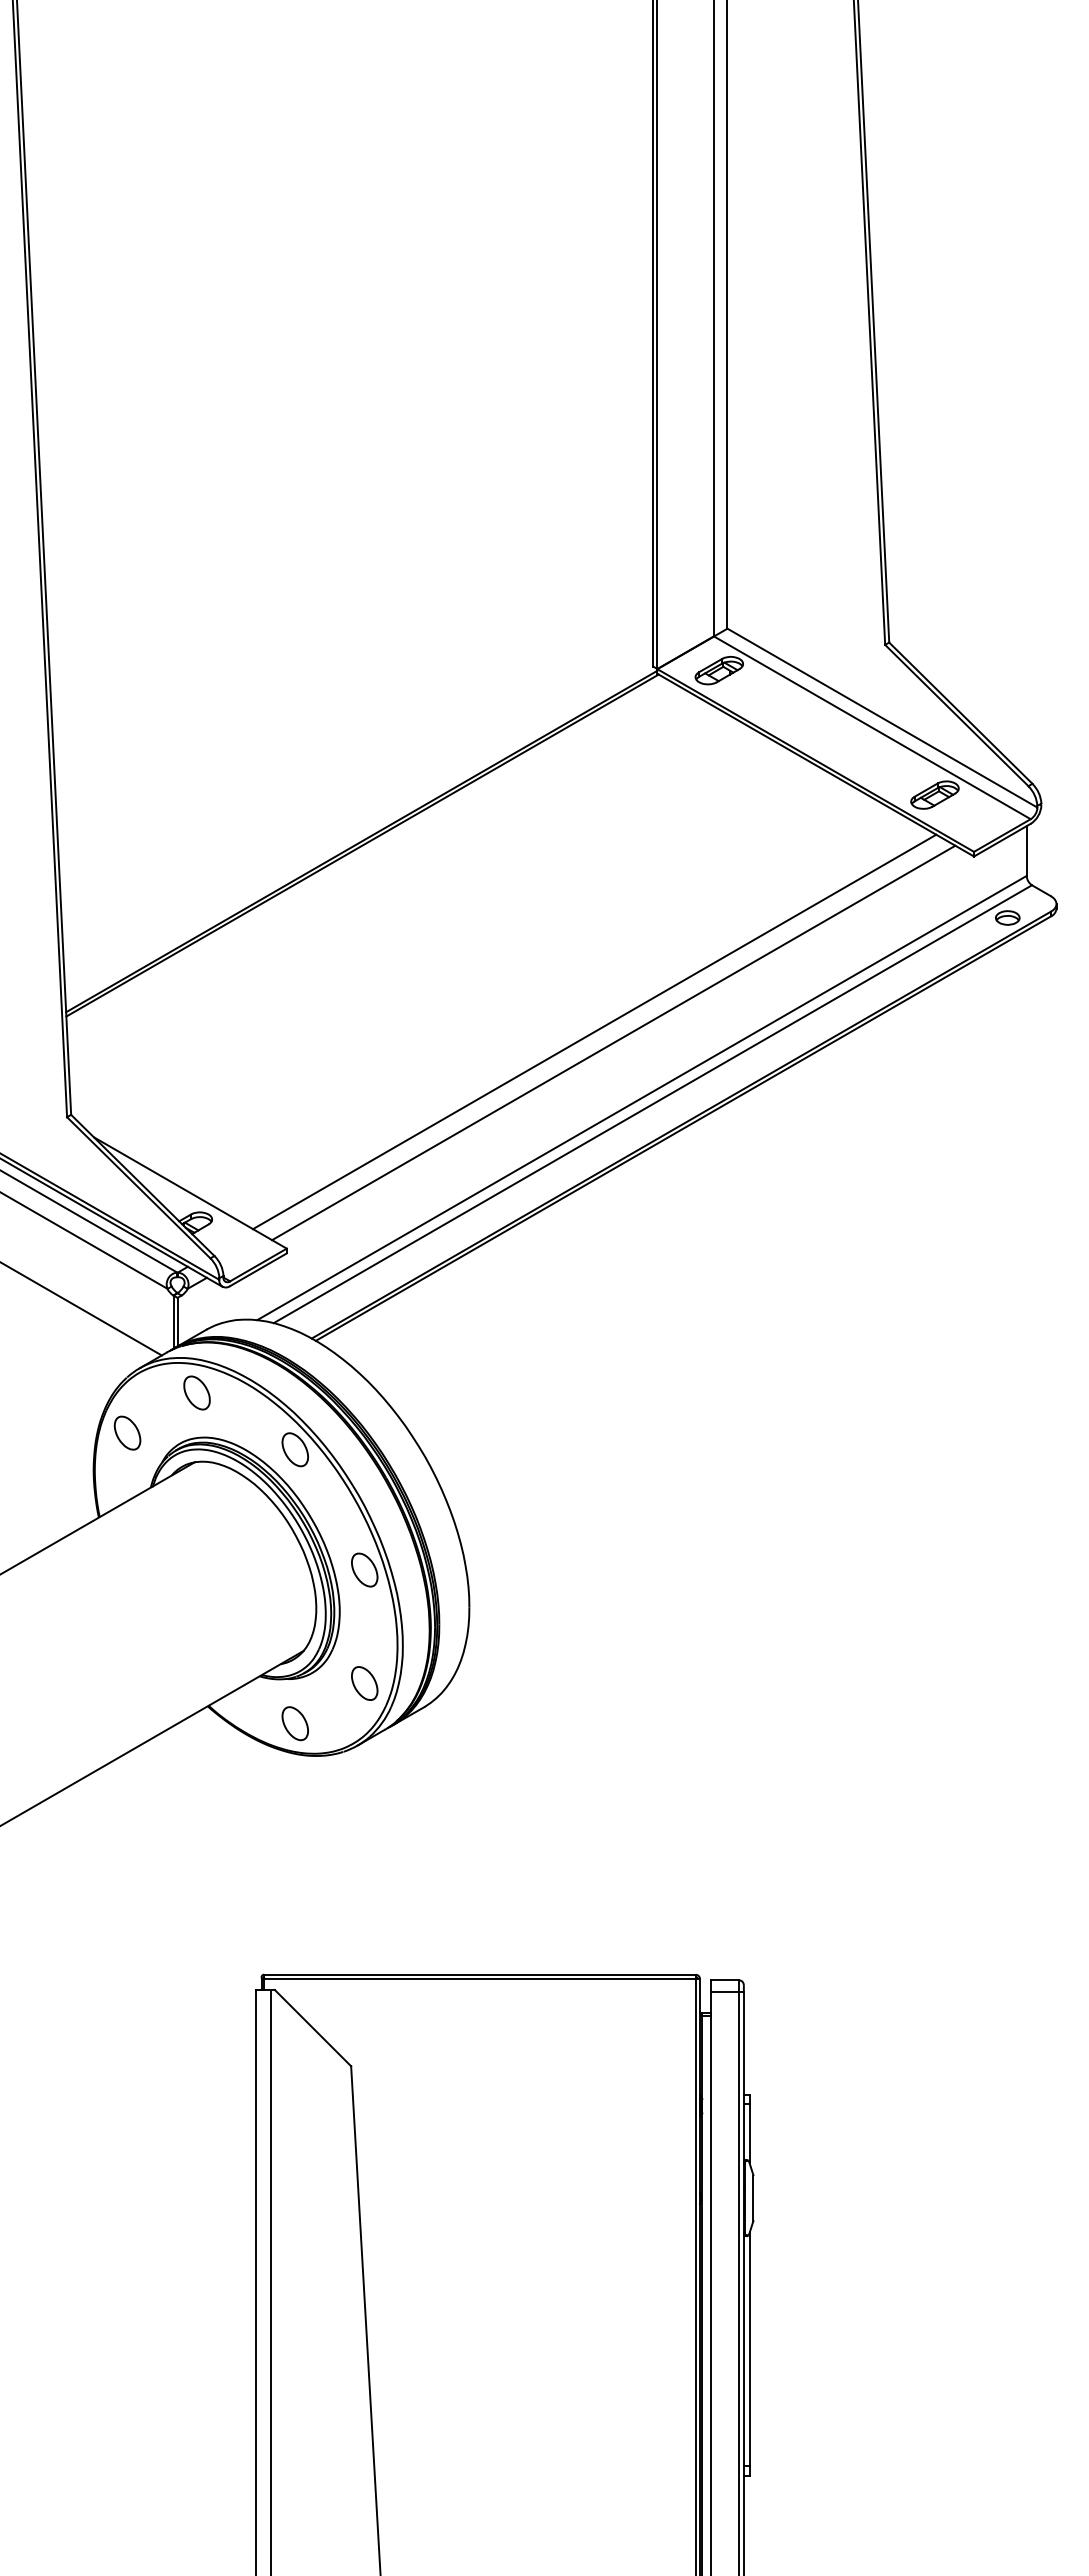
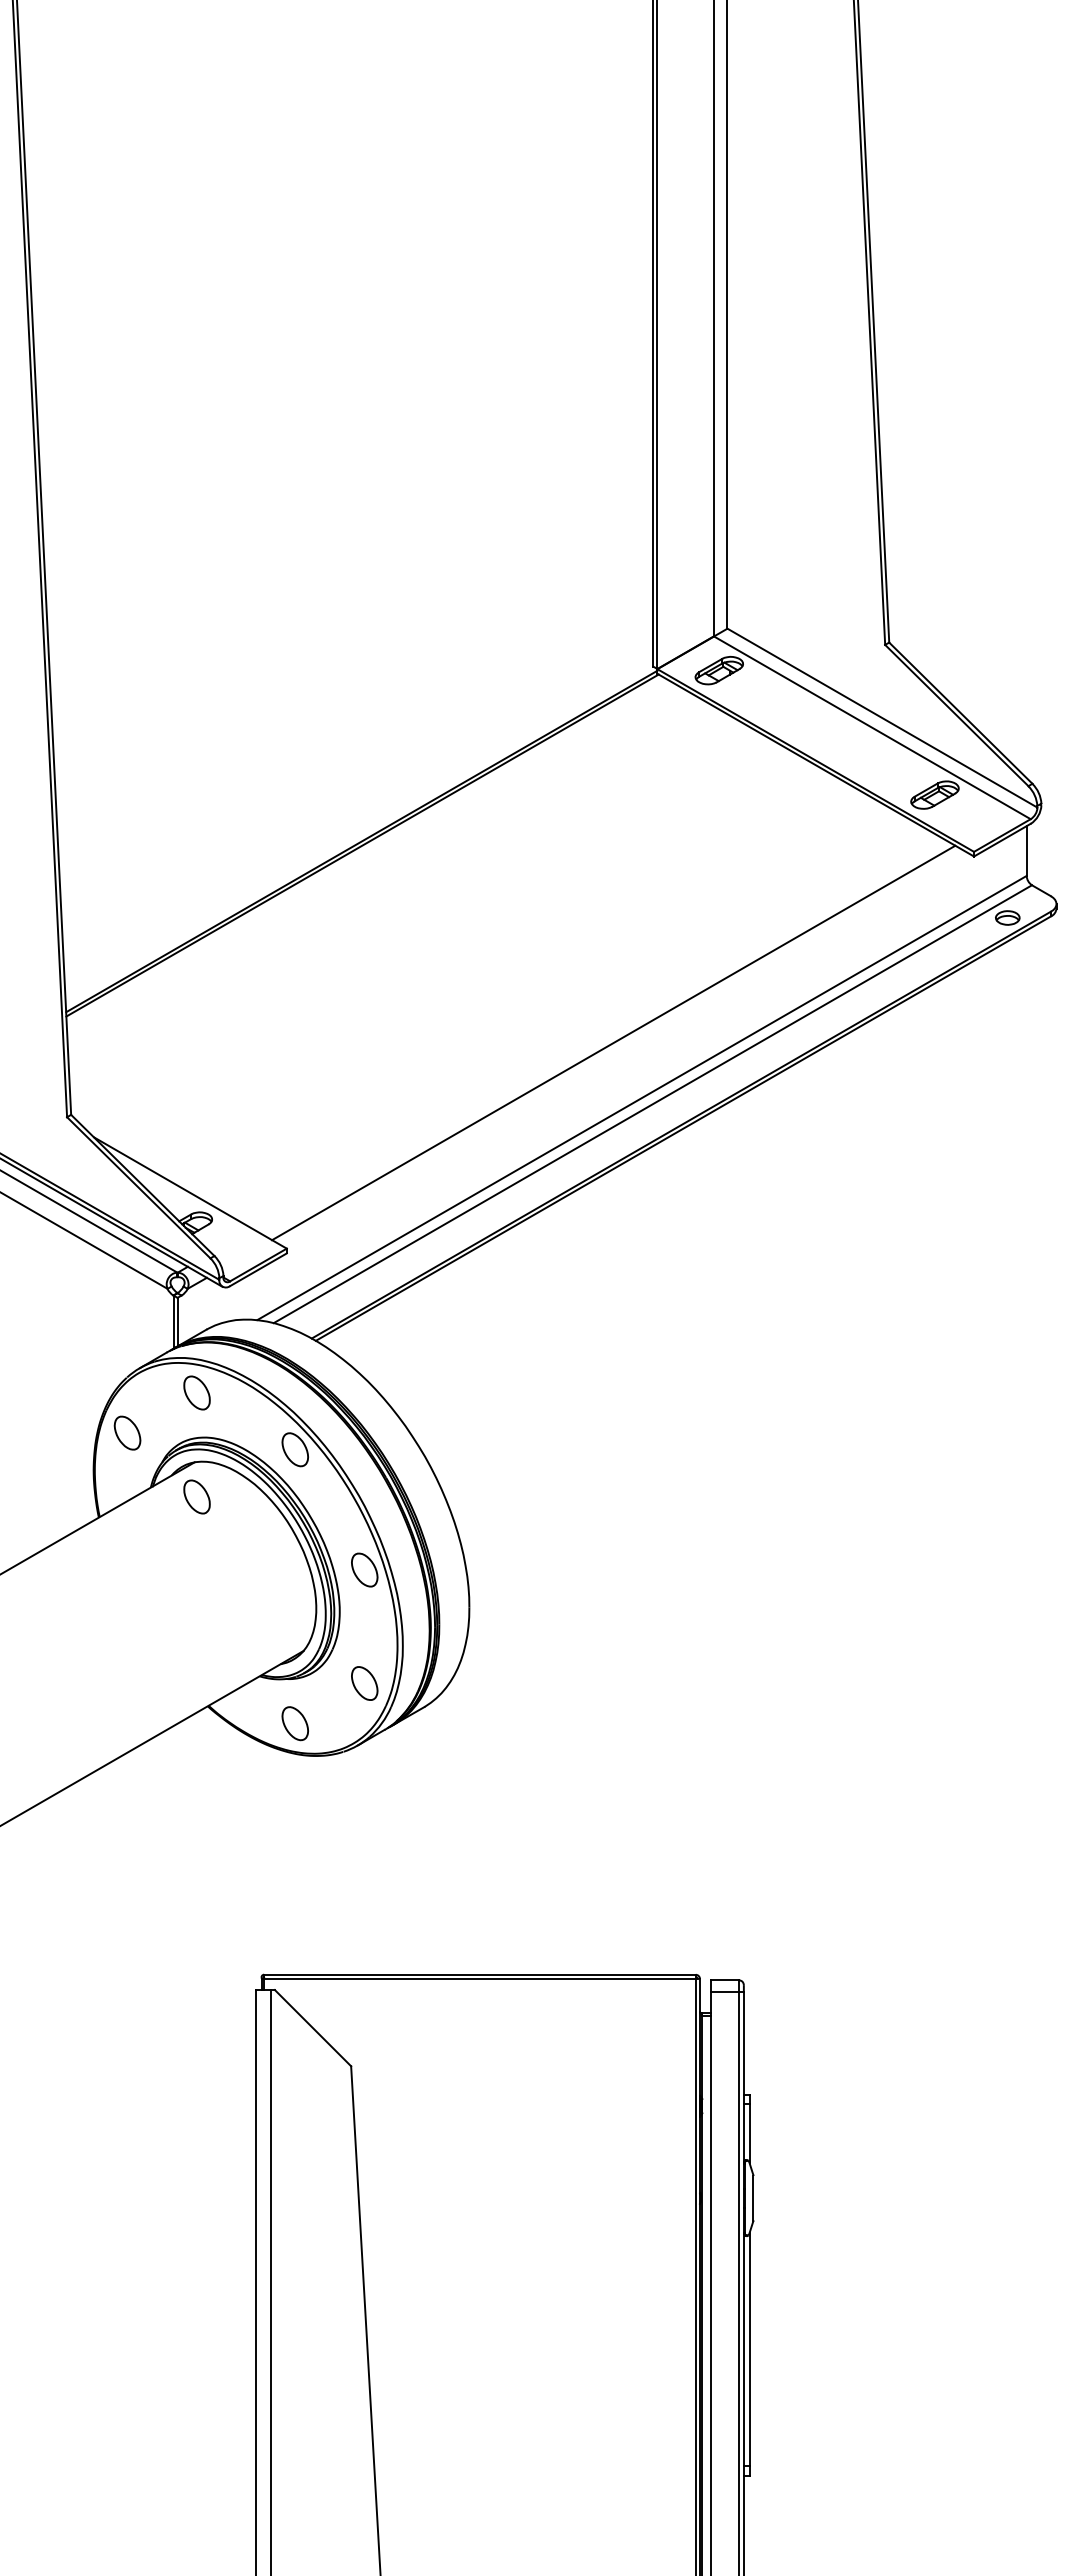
line: present -> none (594, 1031)
line: present -> none (81, 1309)
part: none -> present (196, 1496)
